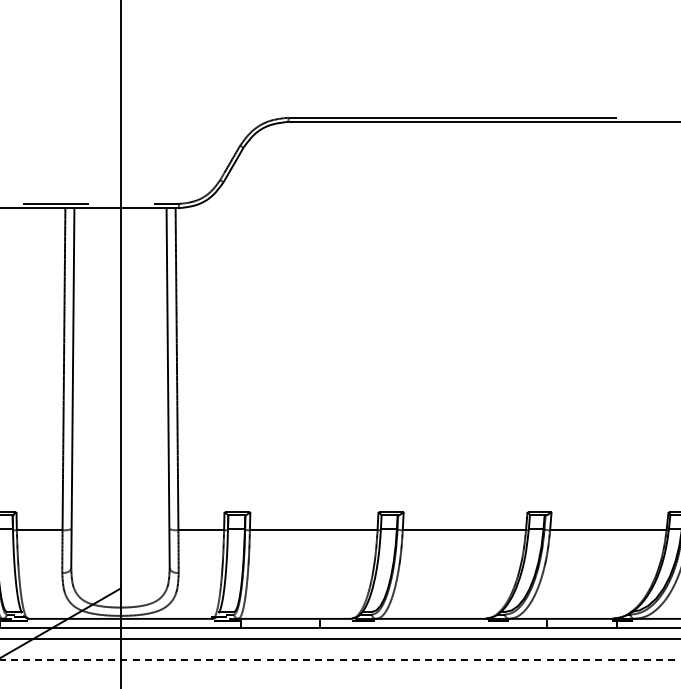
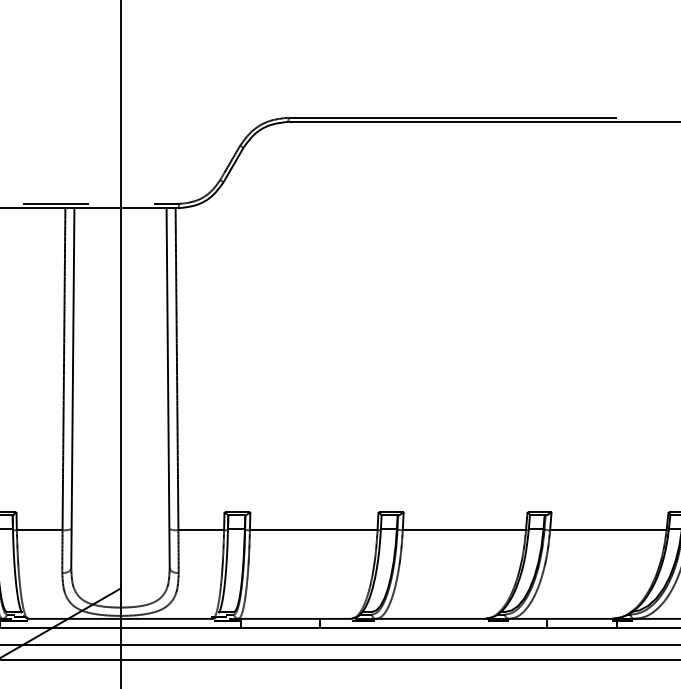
line position: (339, 638) -> (339, 644) (339, 644)
line: dashed -> solid (340, 659)
